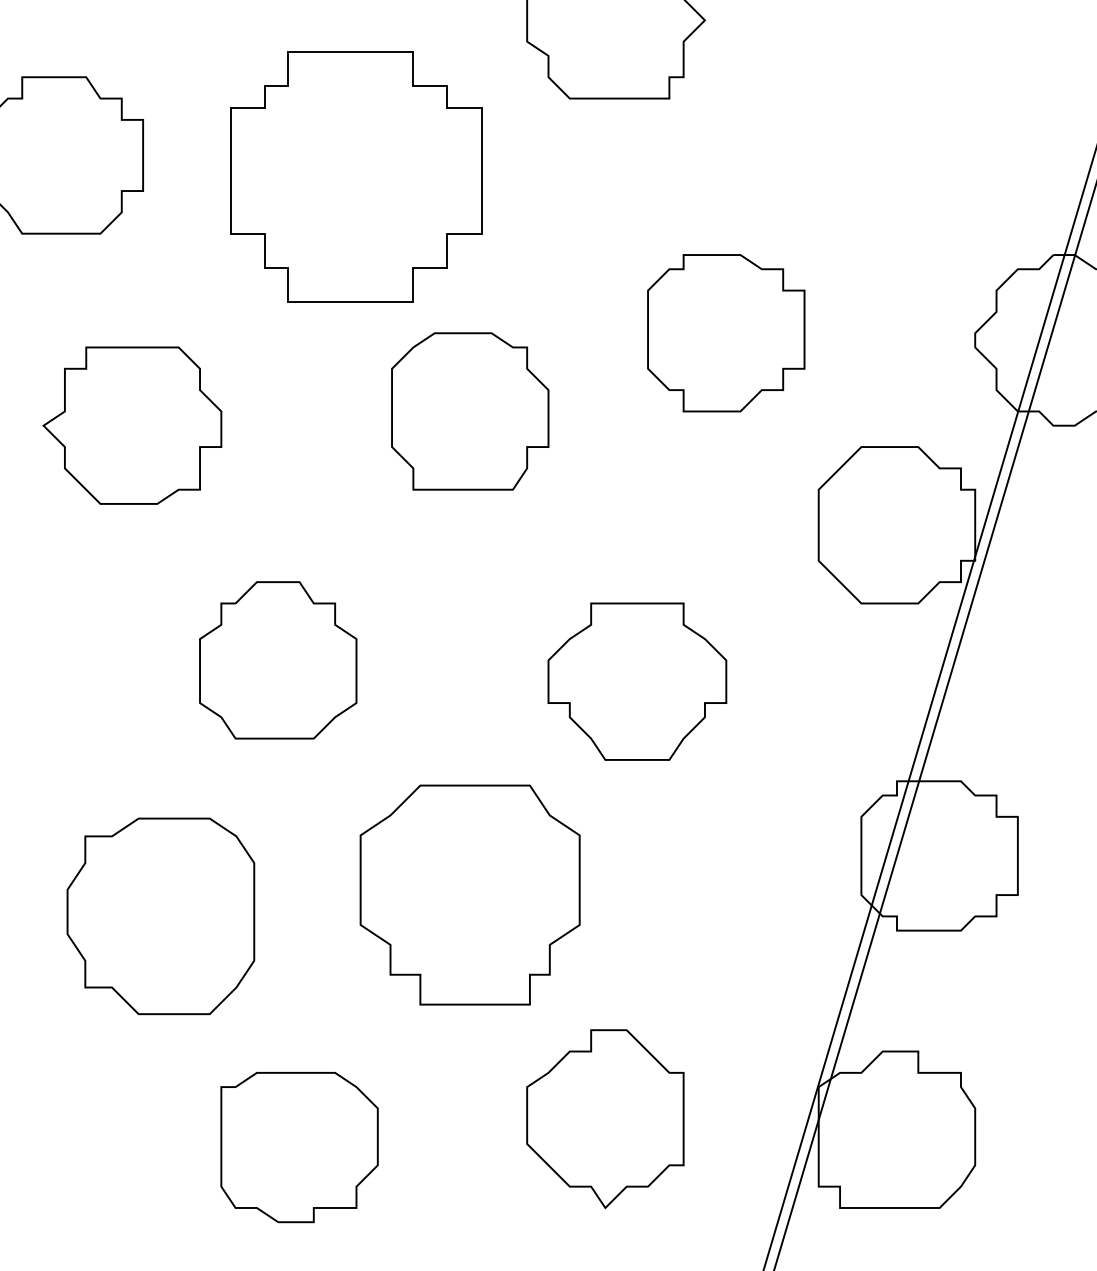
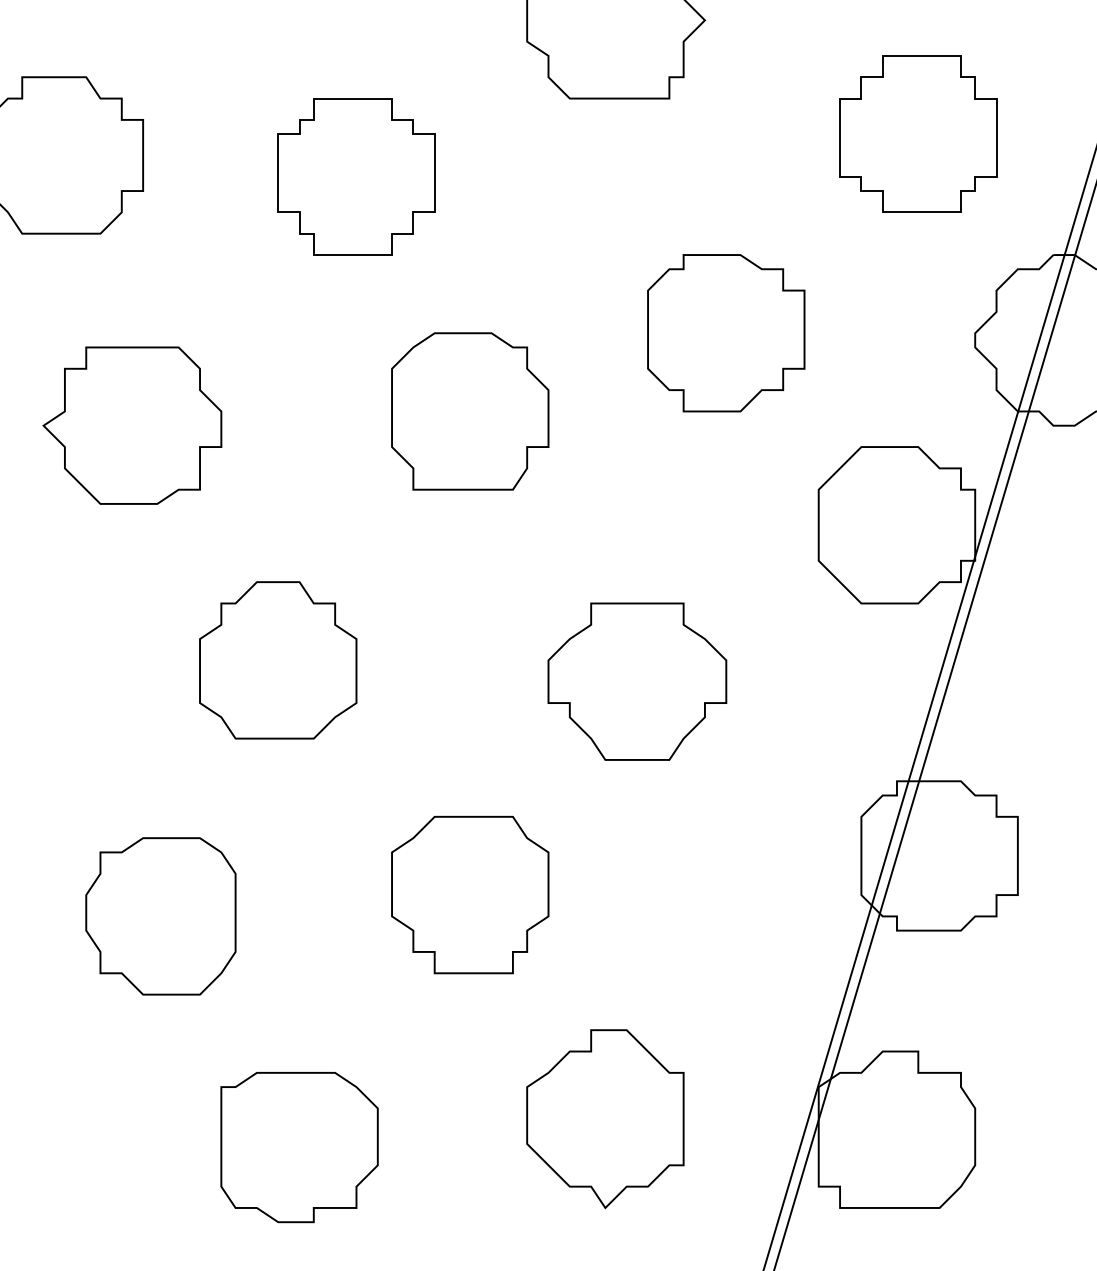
part: none -> present (918, 133)
part size: 253x252 px -> 159x158 px (356, 176)
part size: 222x222 px -> 159x160 px (470, 894)
part size: 190x199 px -> 152x159 px (160, 916)
